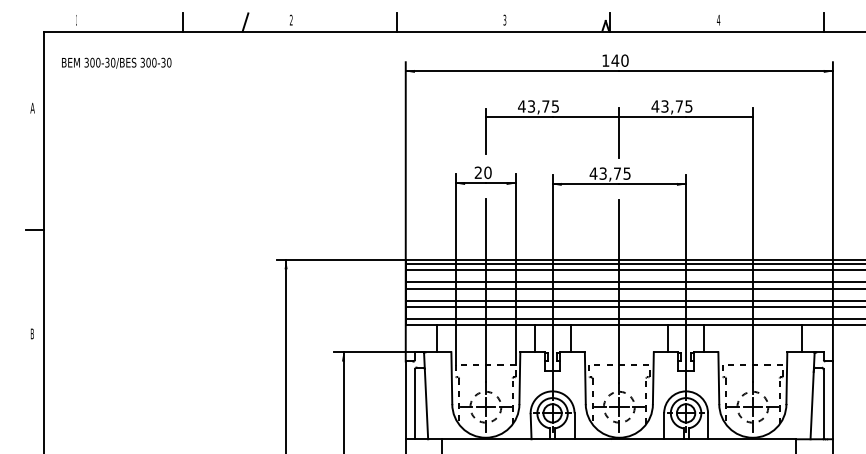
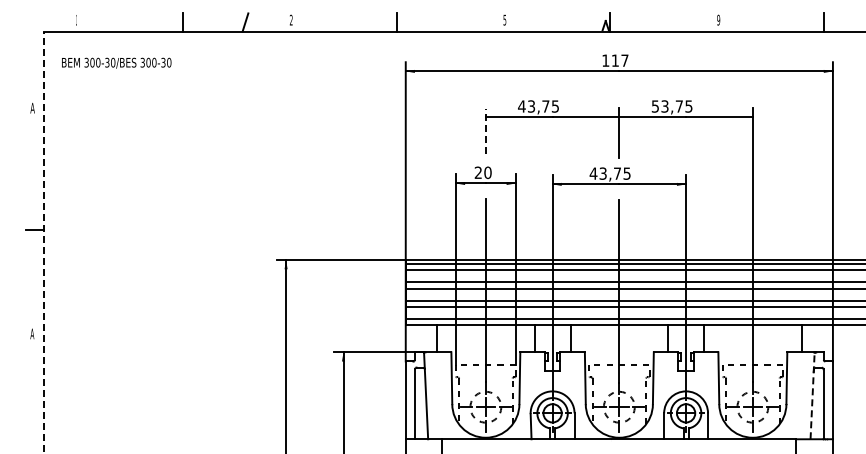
text: 3 -> 5 (504, 18)
text: 4 -> 9 (718, 19)
text: 140 -> 117 (619, 60)
text: 43,75 -> 53,75 (655, 106)
line: solid -> dashed (485, 131)
line: solid -> dashed (44, 242)
text: B -> A (32, 333)
line: solid -> dashed (812, 395)
